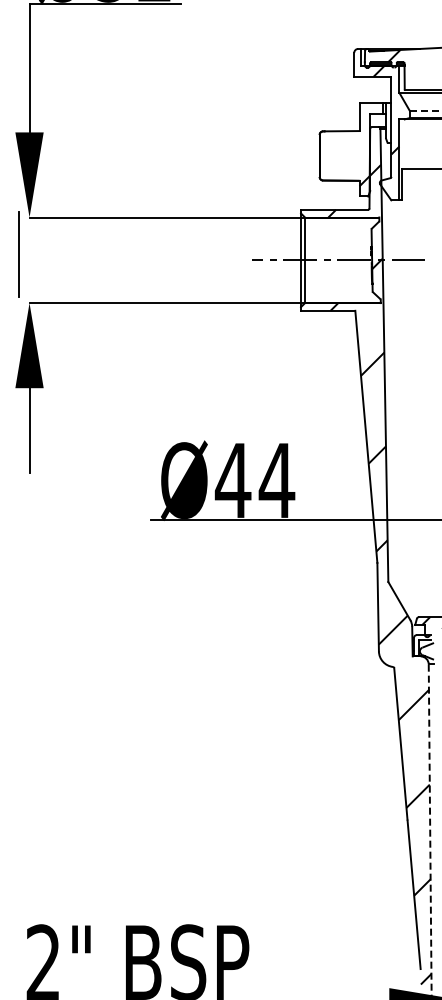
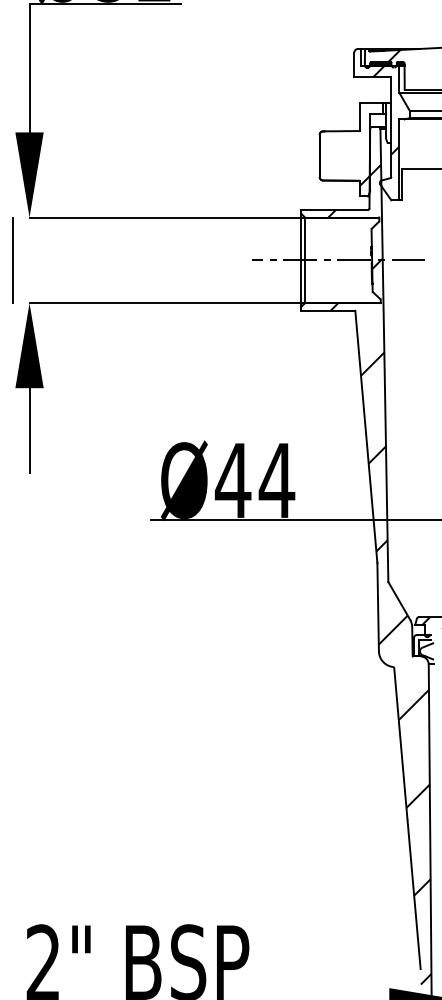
line: dashed -> solid (426, 111)
line position: (18, 254) -> (12, 260) (12, 260)
line: dashed -> solid (430, 832)
